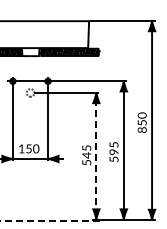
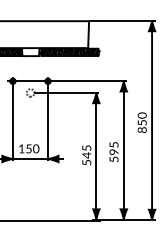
line: dashed -> solid (96, 156)
line: dashed -> solid (51, 220)
